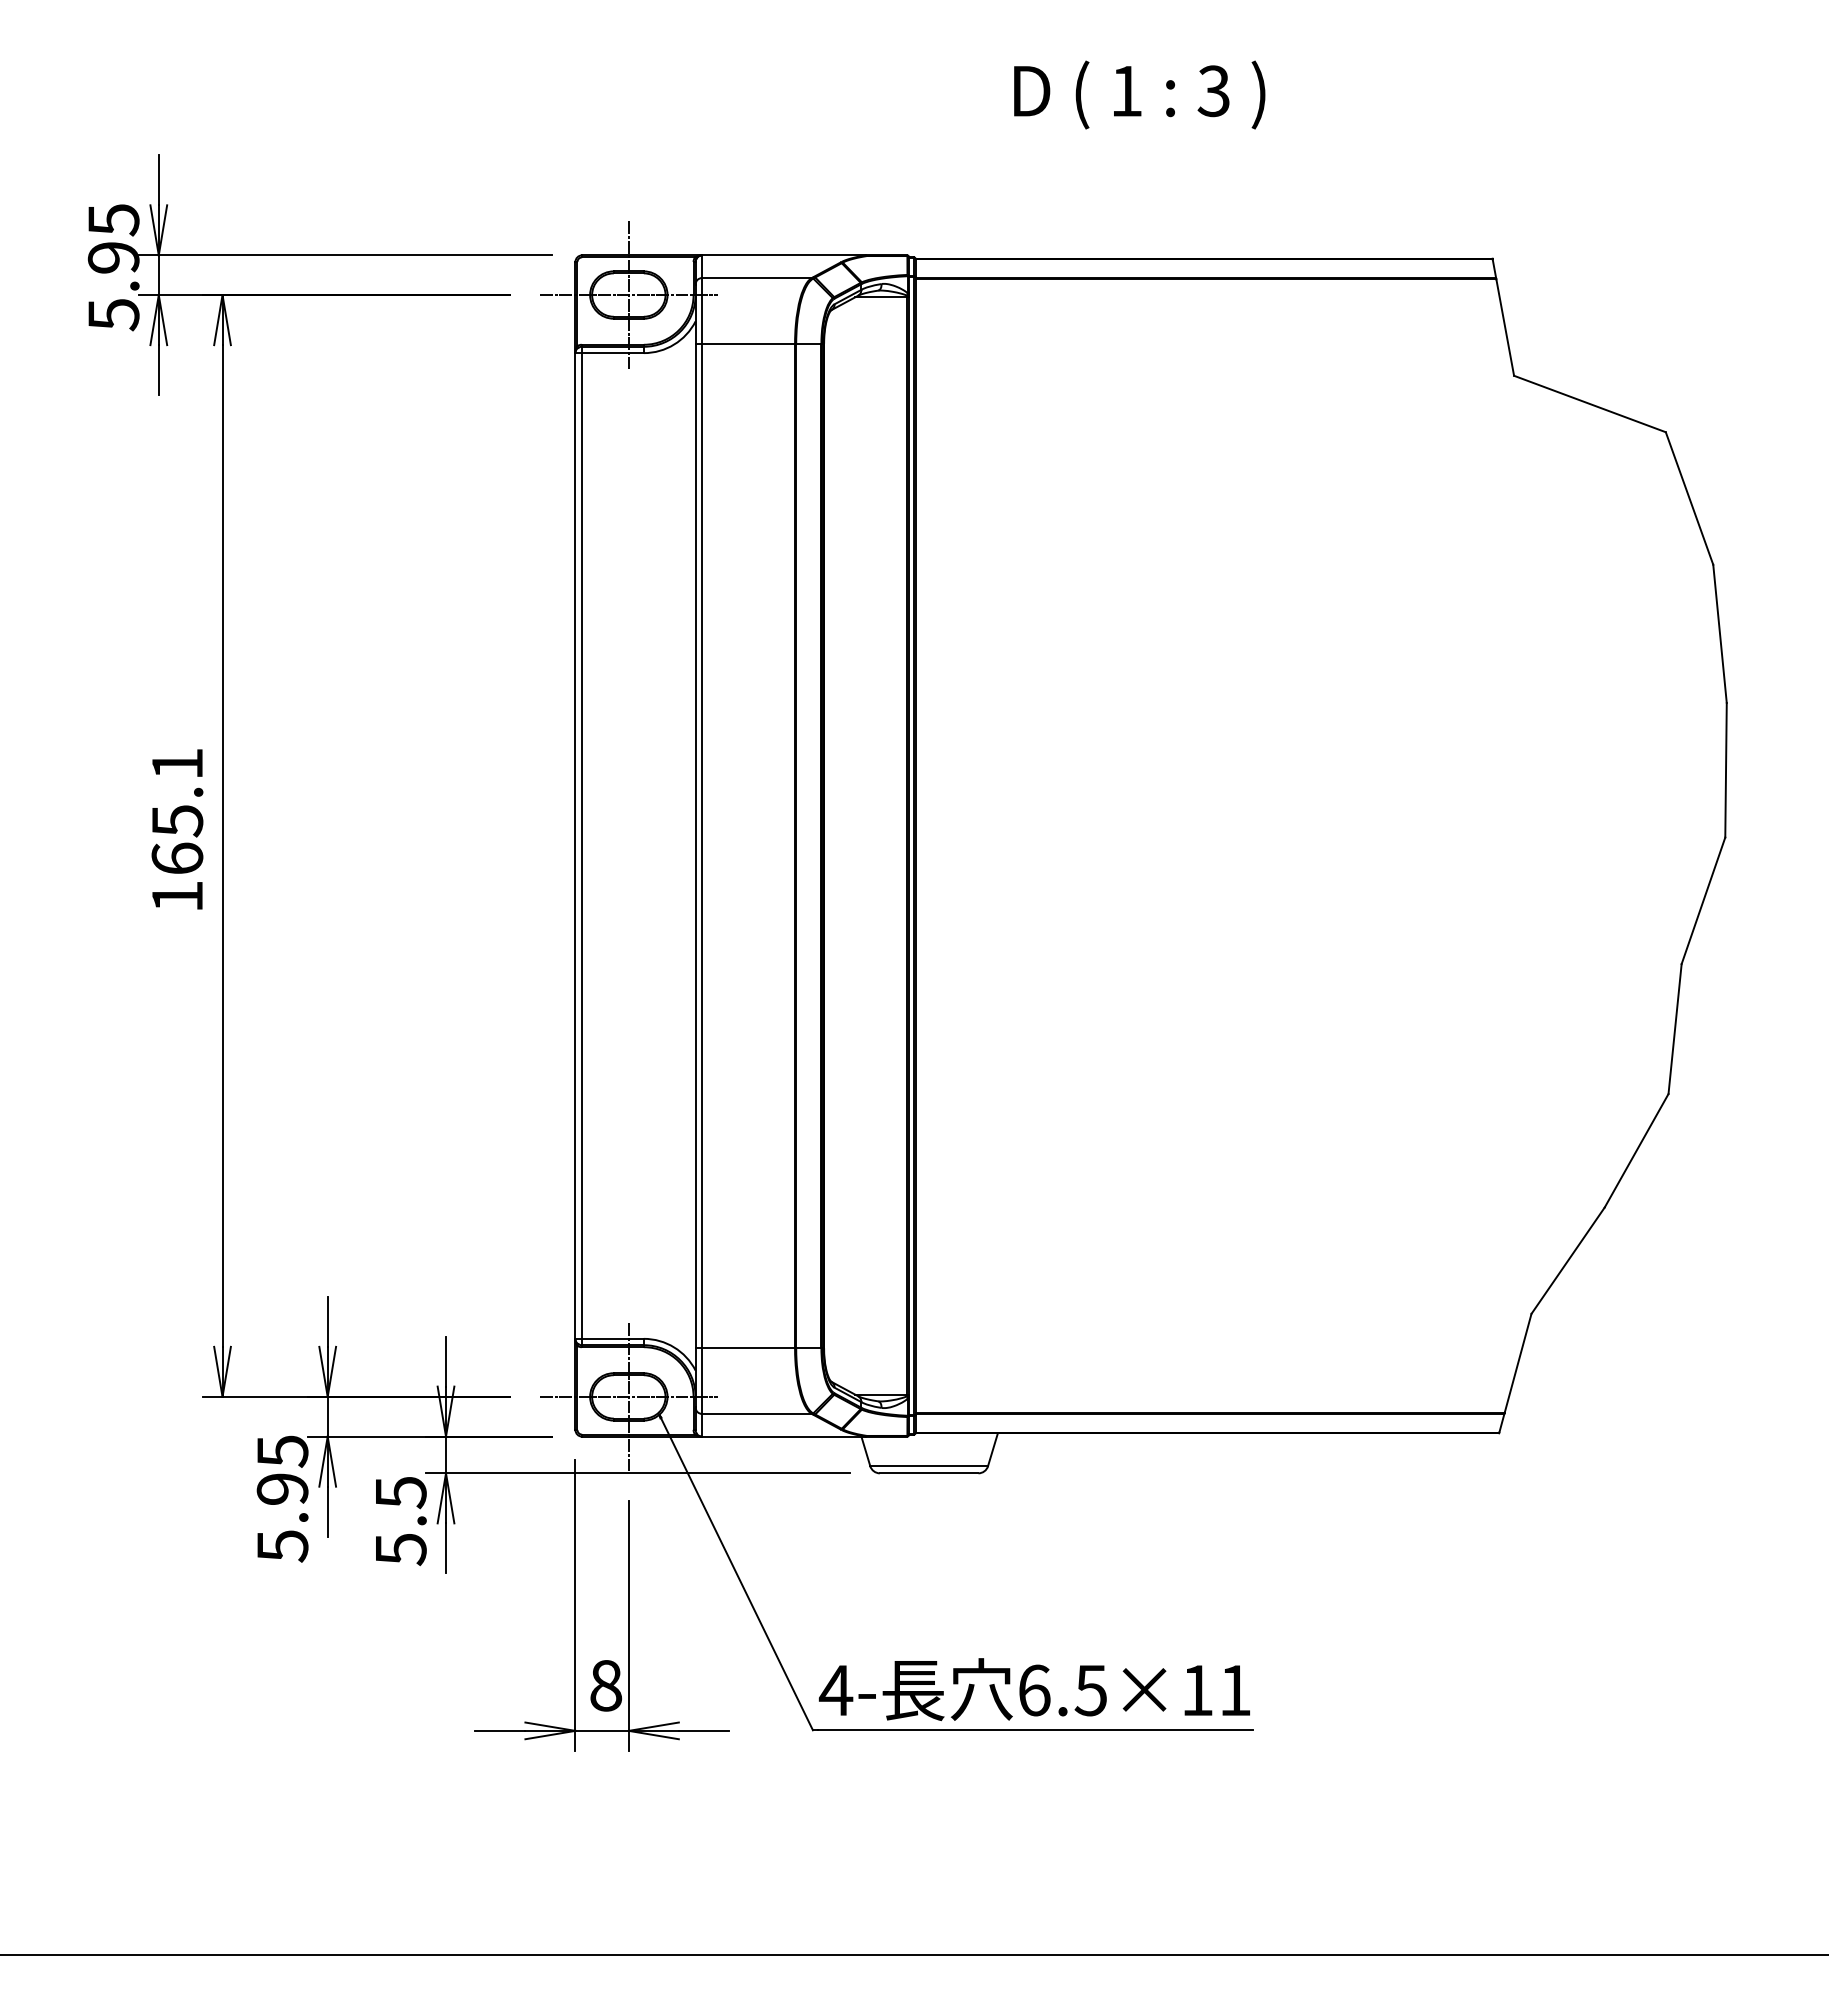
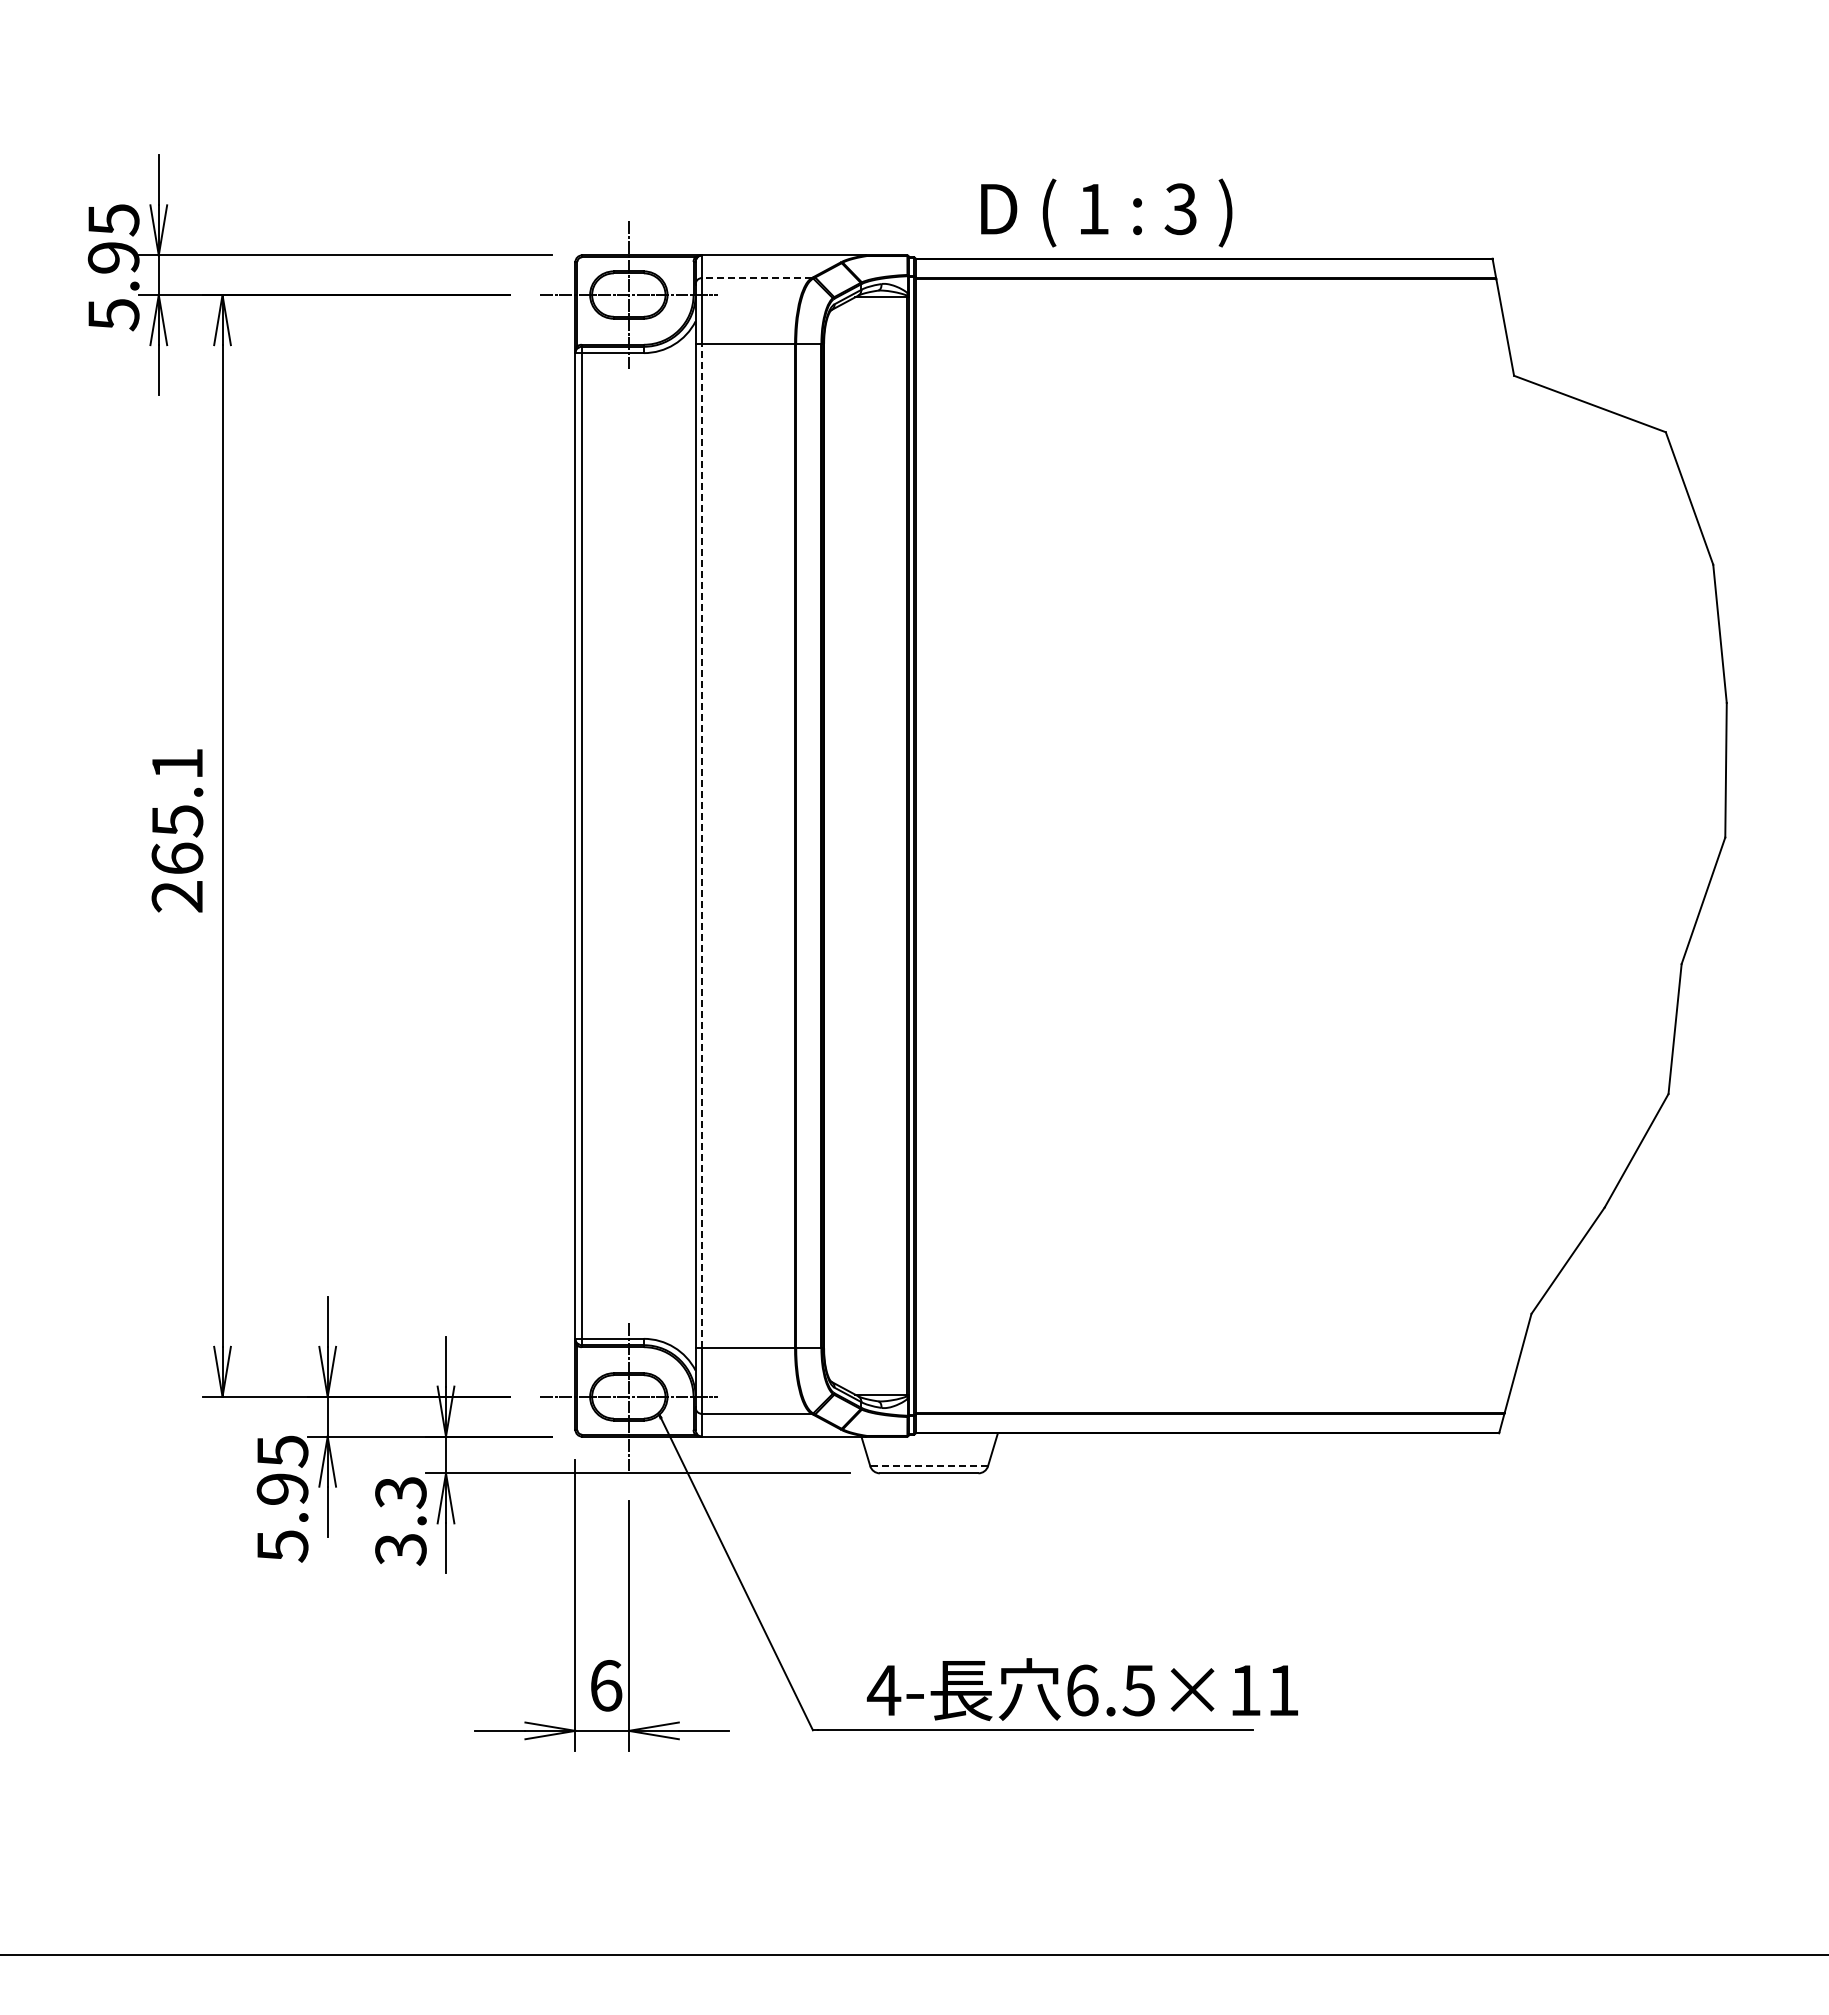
text position: (1139, 94) -> (1106, 212) (1106, 212)
line: solid -> dashed (757, 278)
line: solid -> dashed (702, 845)
text: 165.1 -> 265.1 (176, 896)
line: solid -> dashed (929, 1466)
text: 5.5 -> 3.3 (400, 1521)
text: 8 -> 6 (606, 1685)
text position: (1033, 1689) -> (1081, 1689) (1081, 1689)
